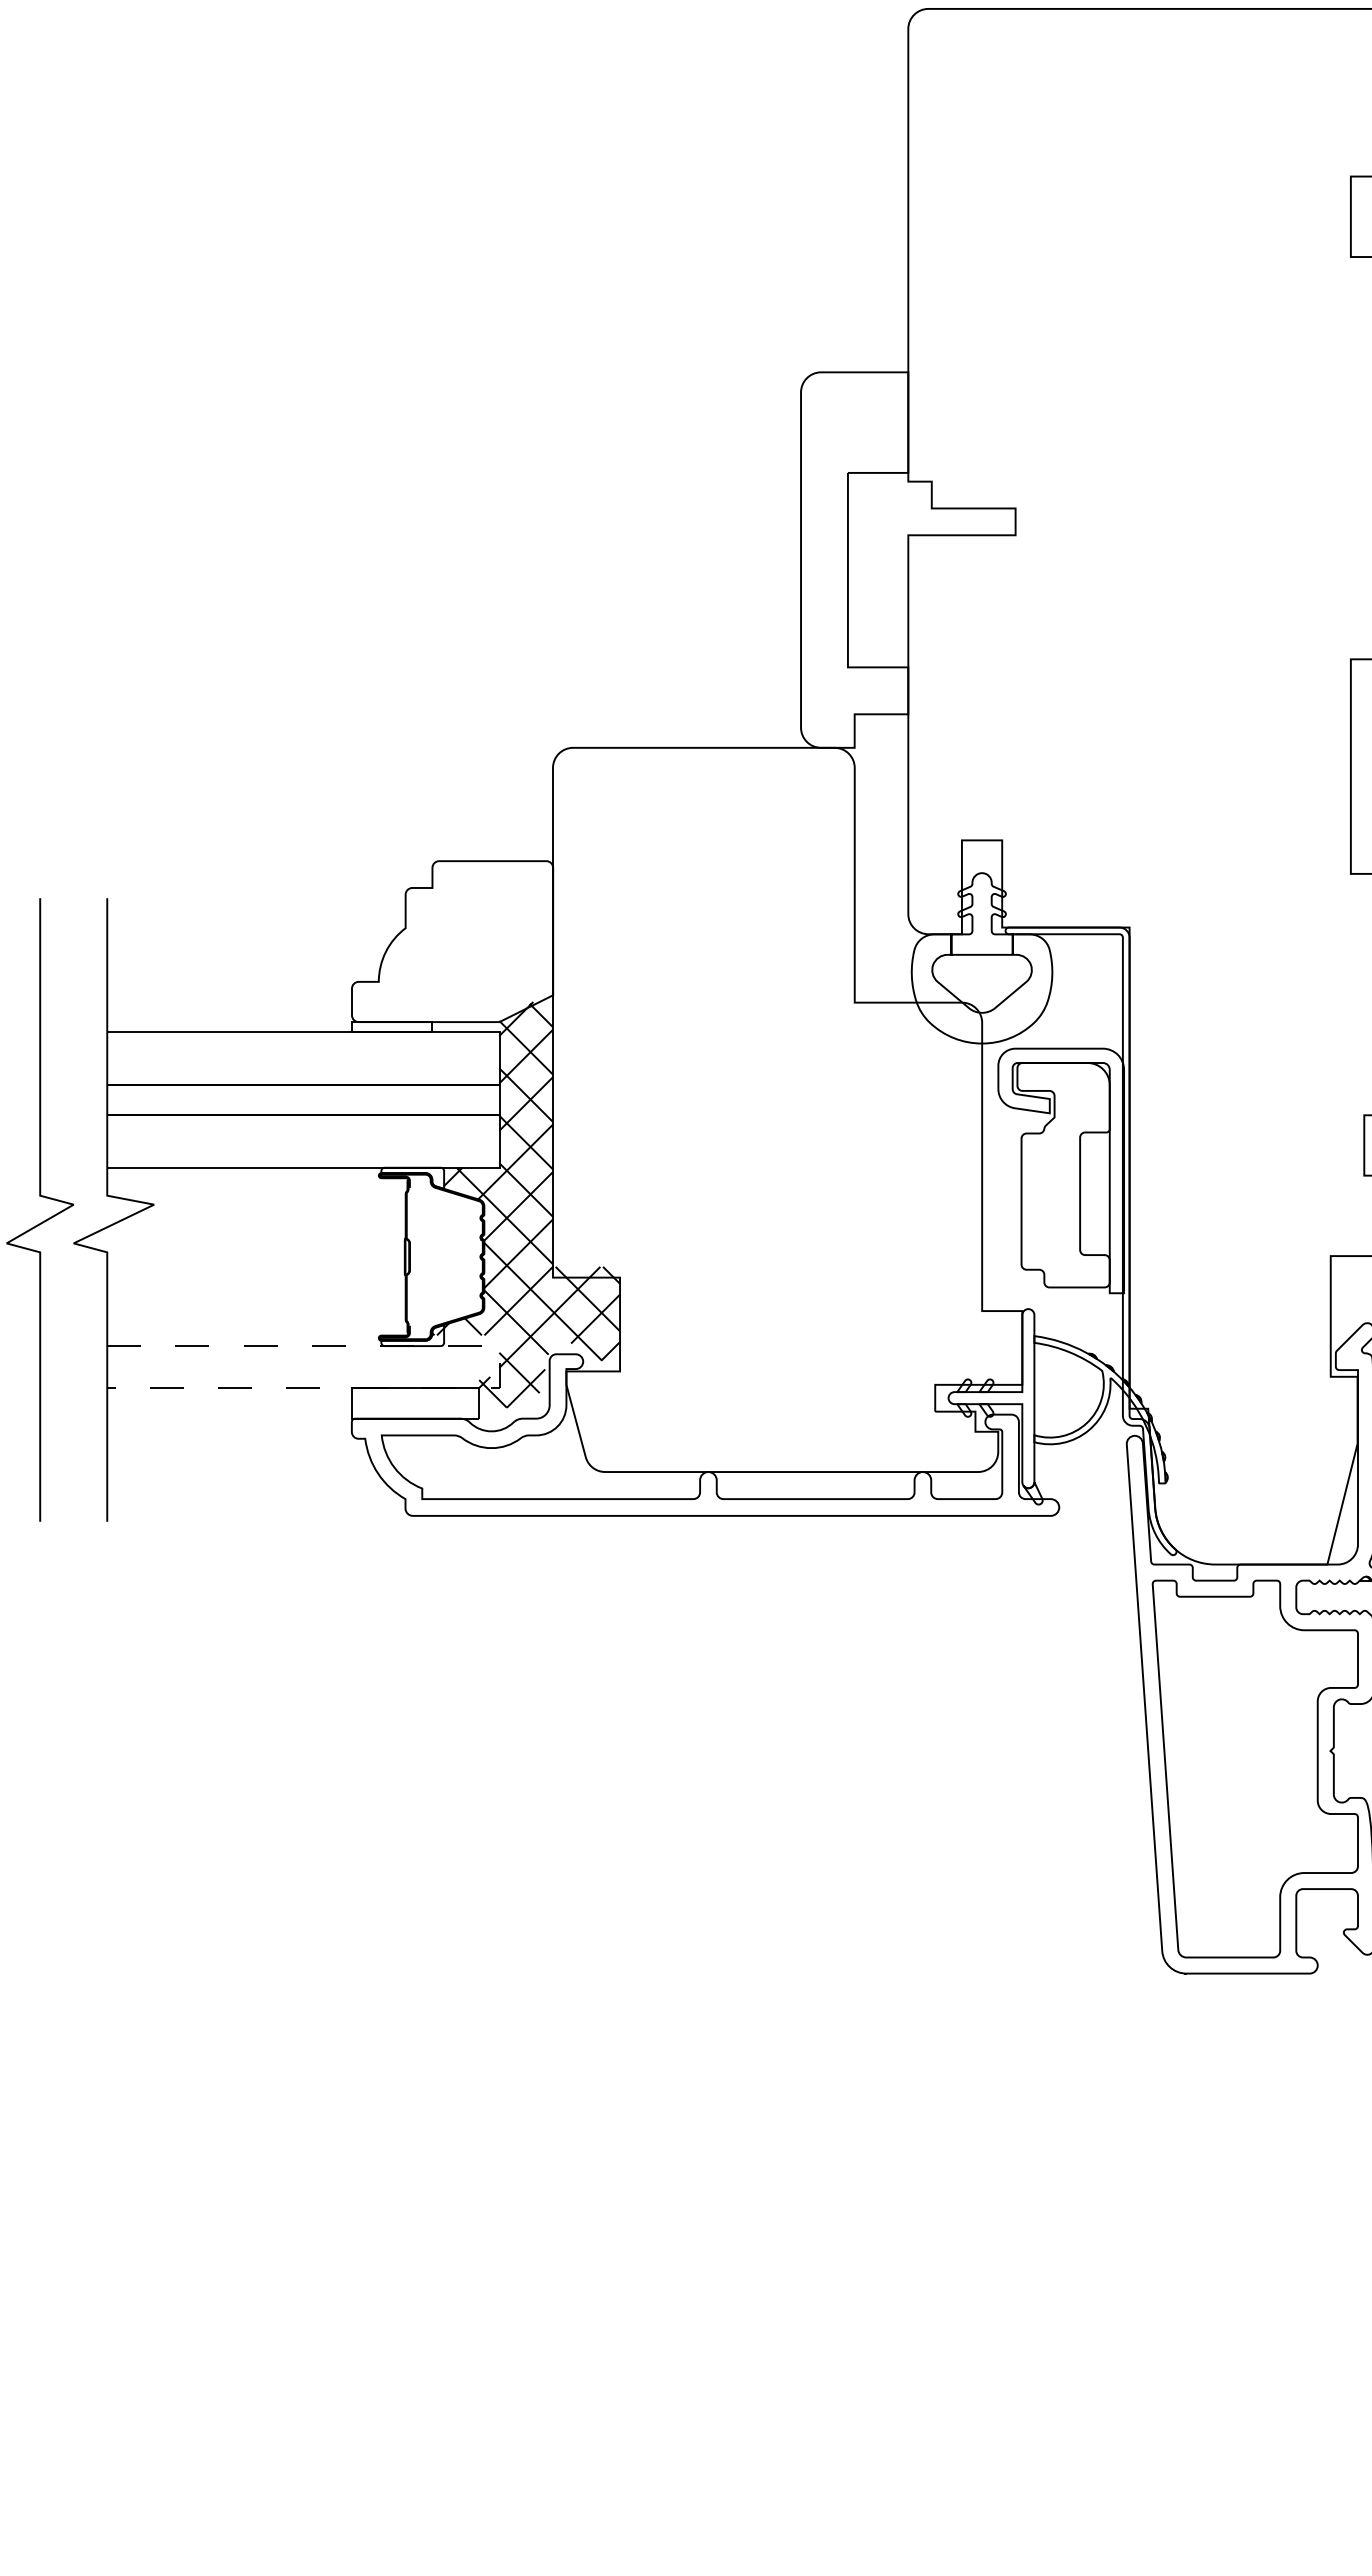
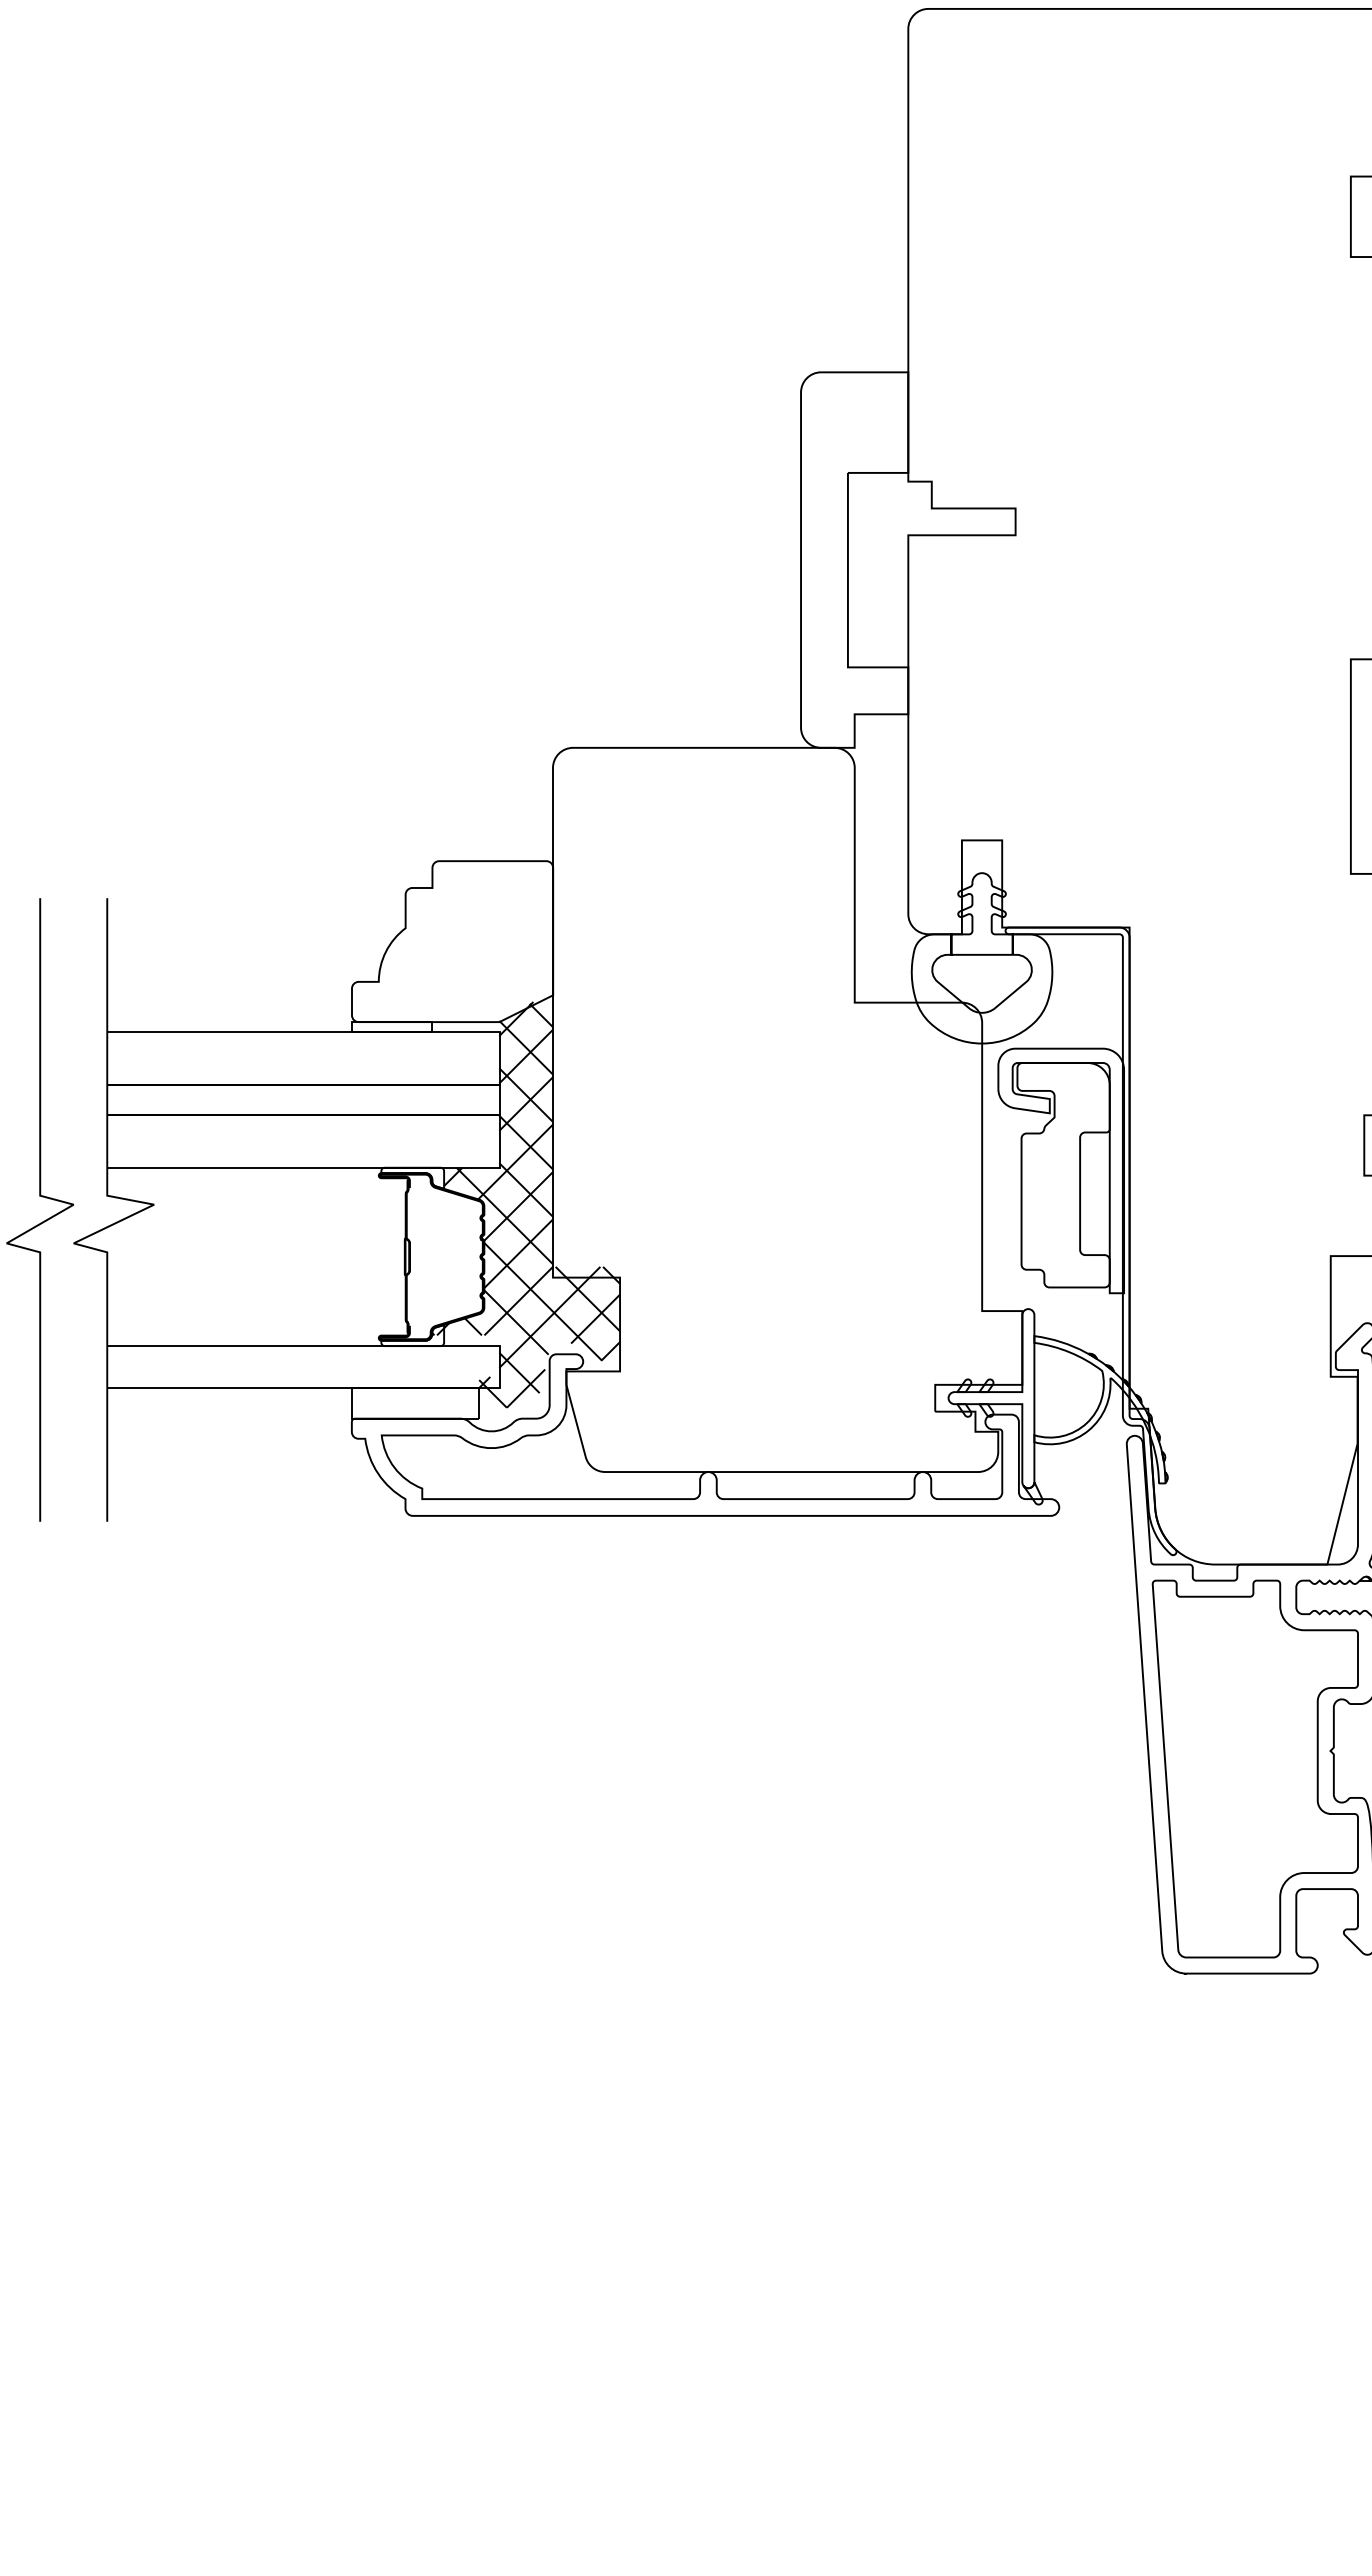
line: dashed -> solid (499, 1366)
